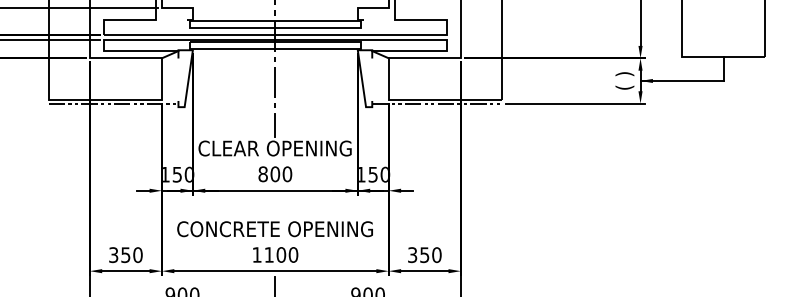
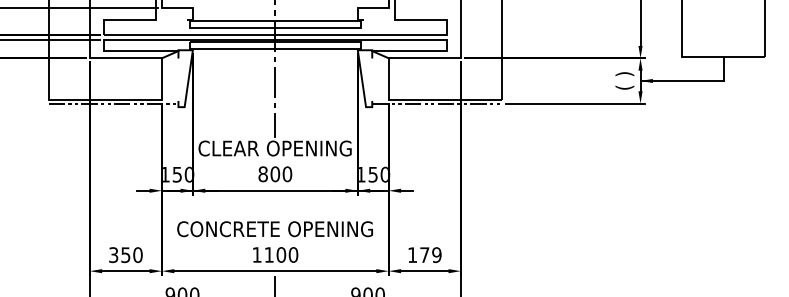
text: 350 -> 179 (424, 255)
